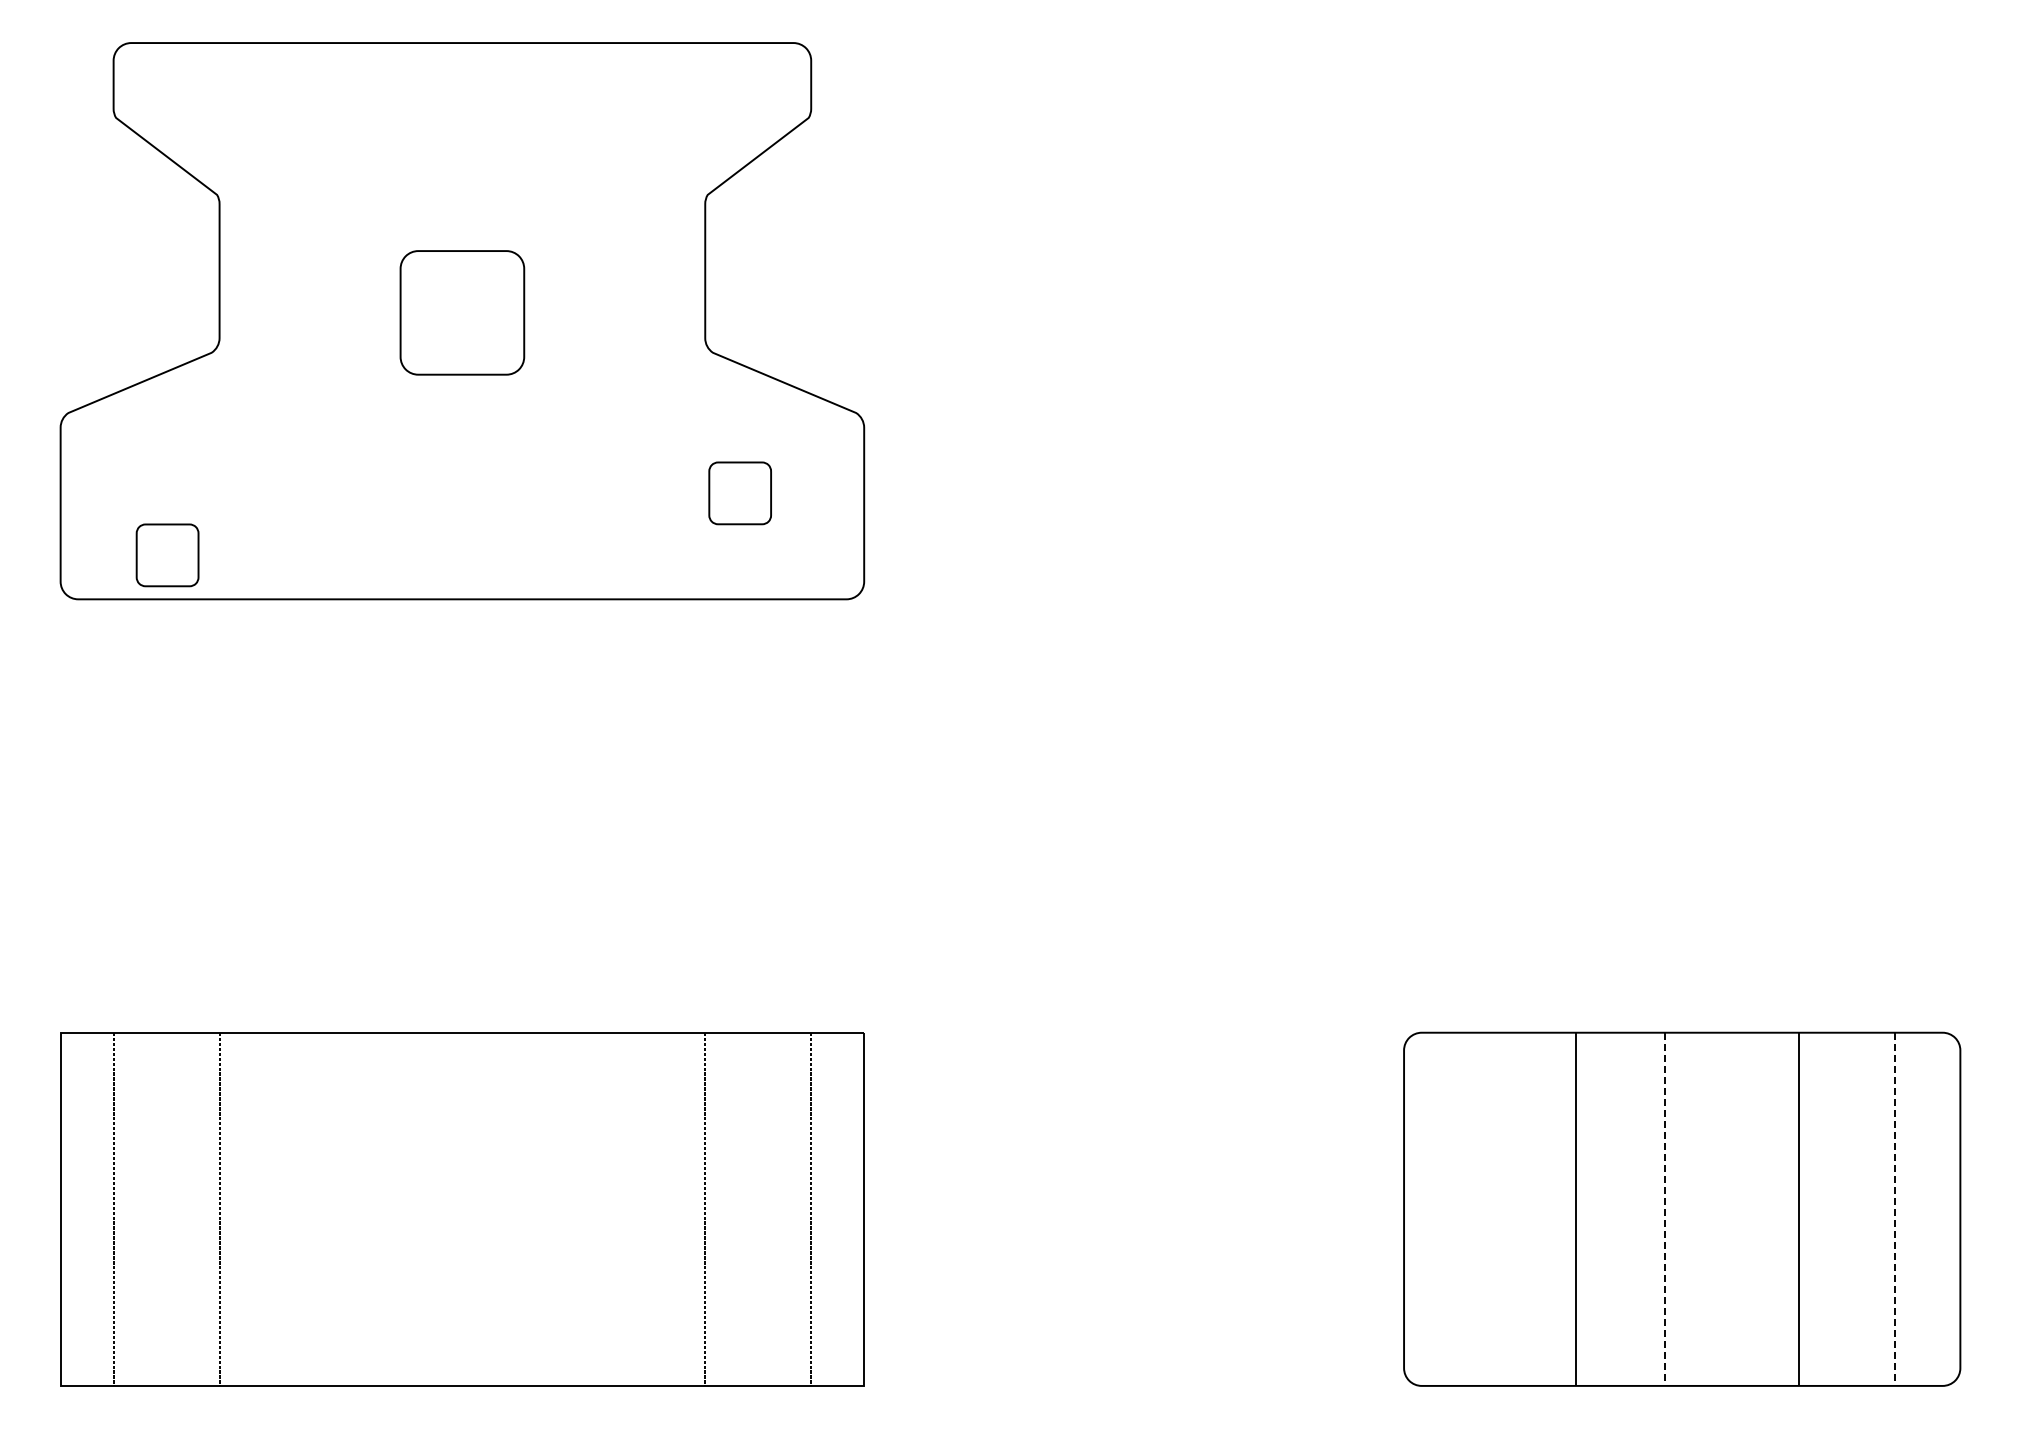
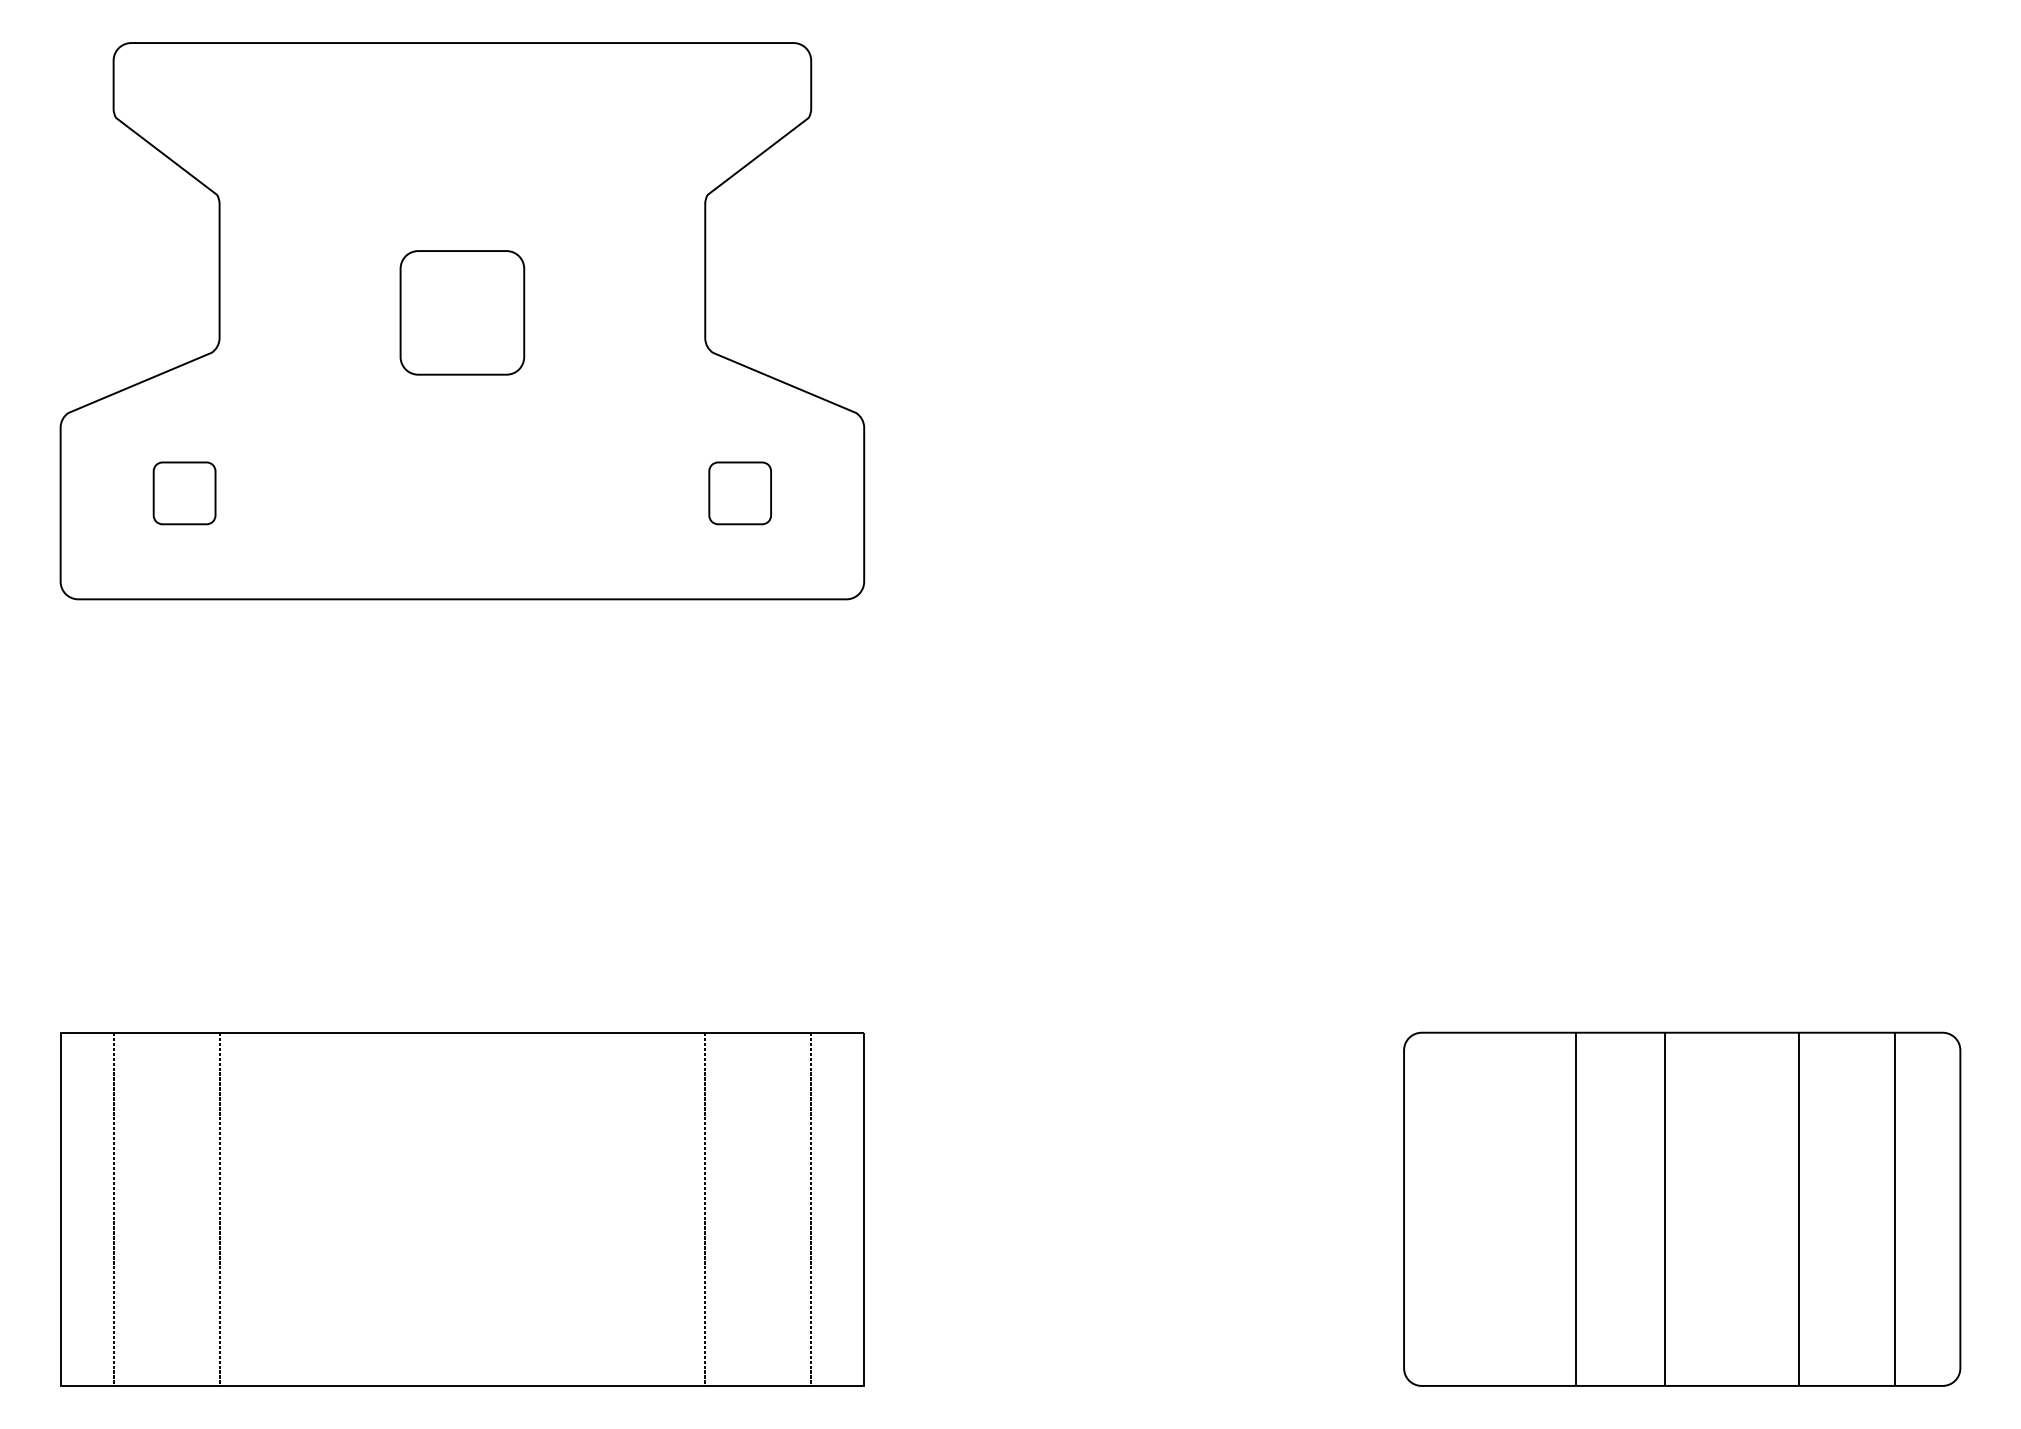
part position: (167, 555) -> (184, 493) (184, 493)
line: dashed -> solid (1665, 1209)
line: dashed -> solid (1894, 1209)
